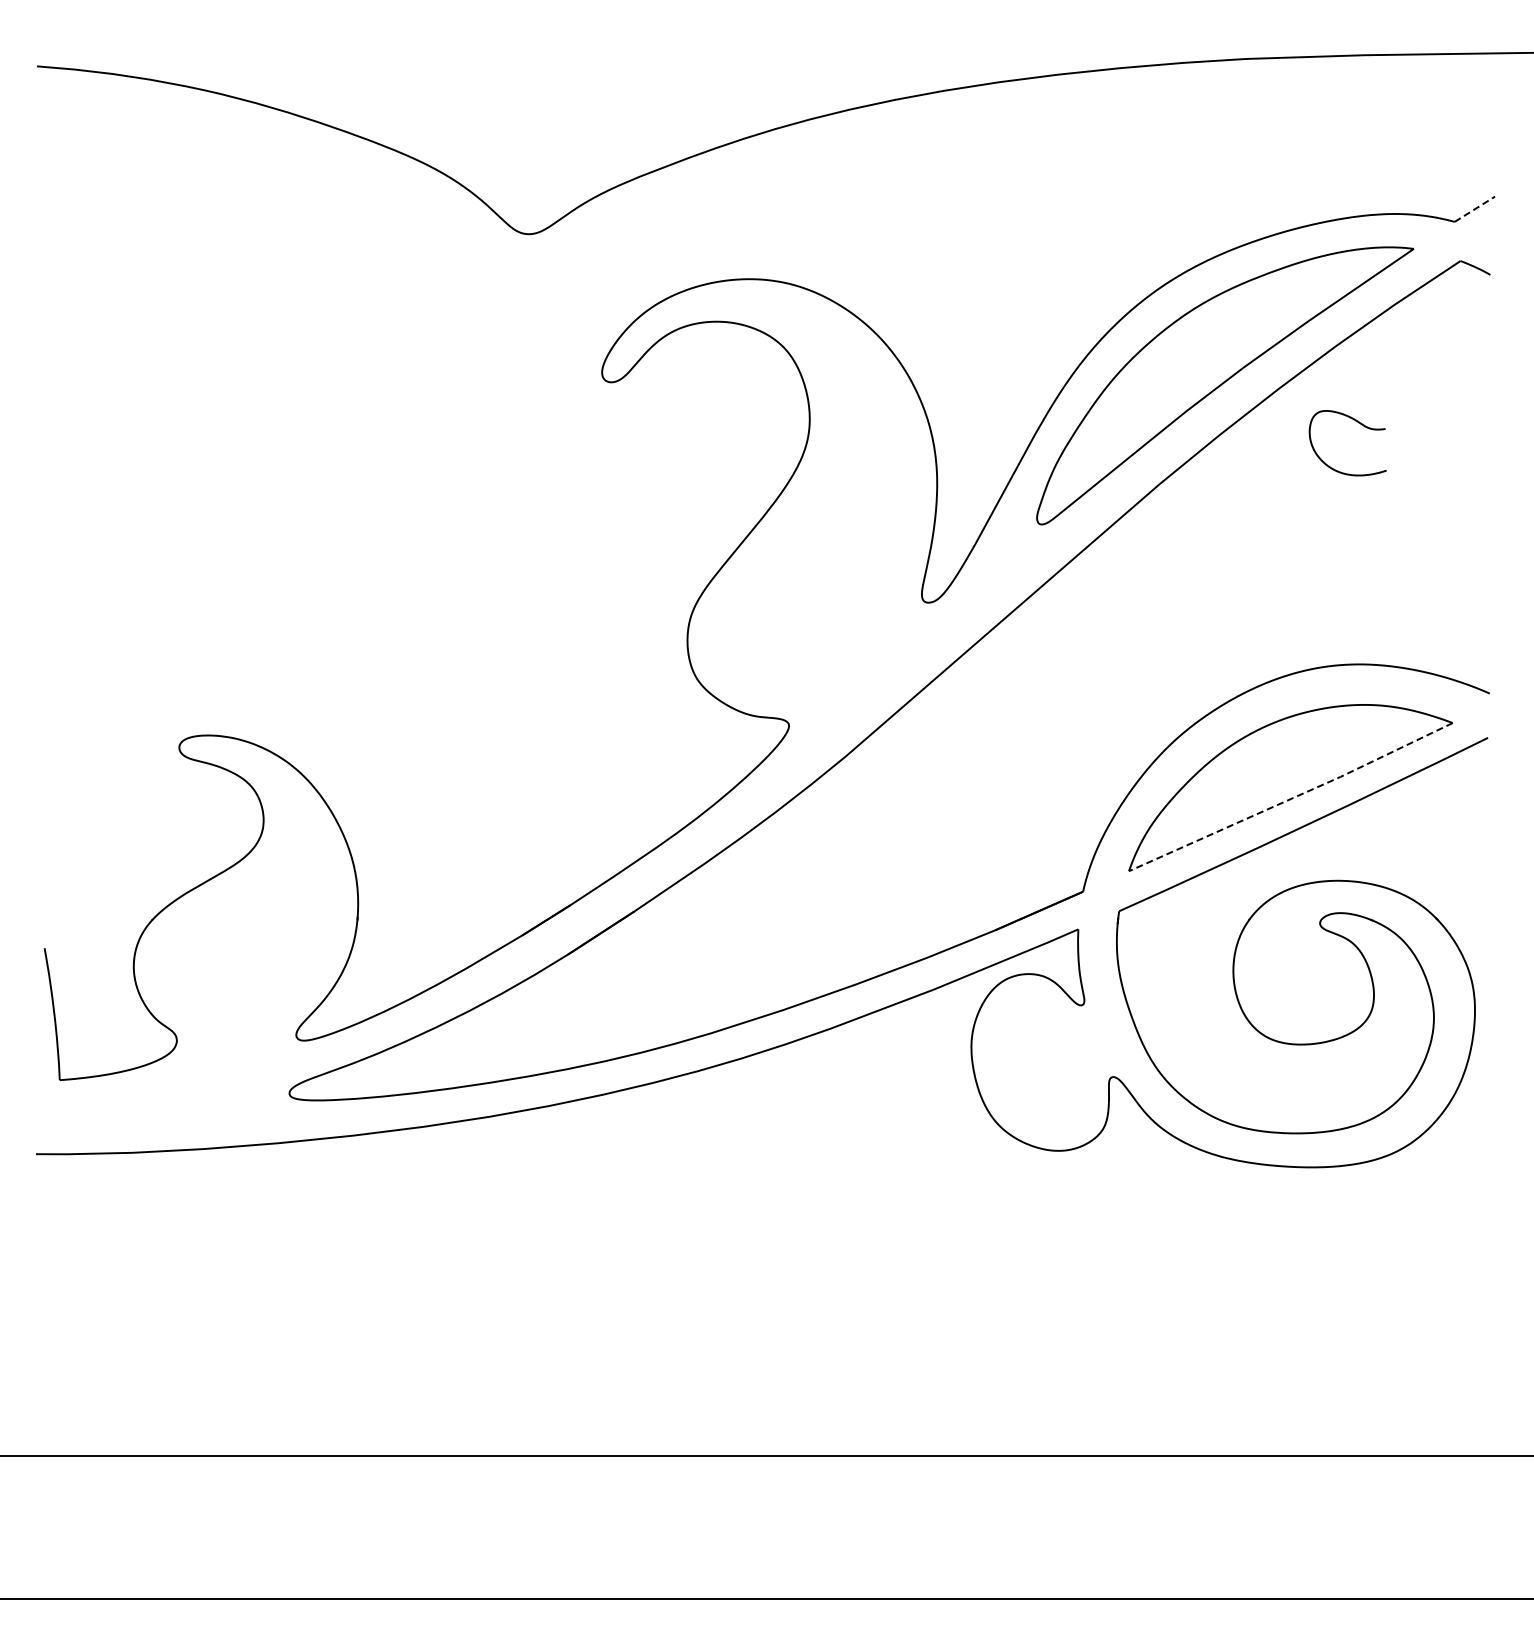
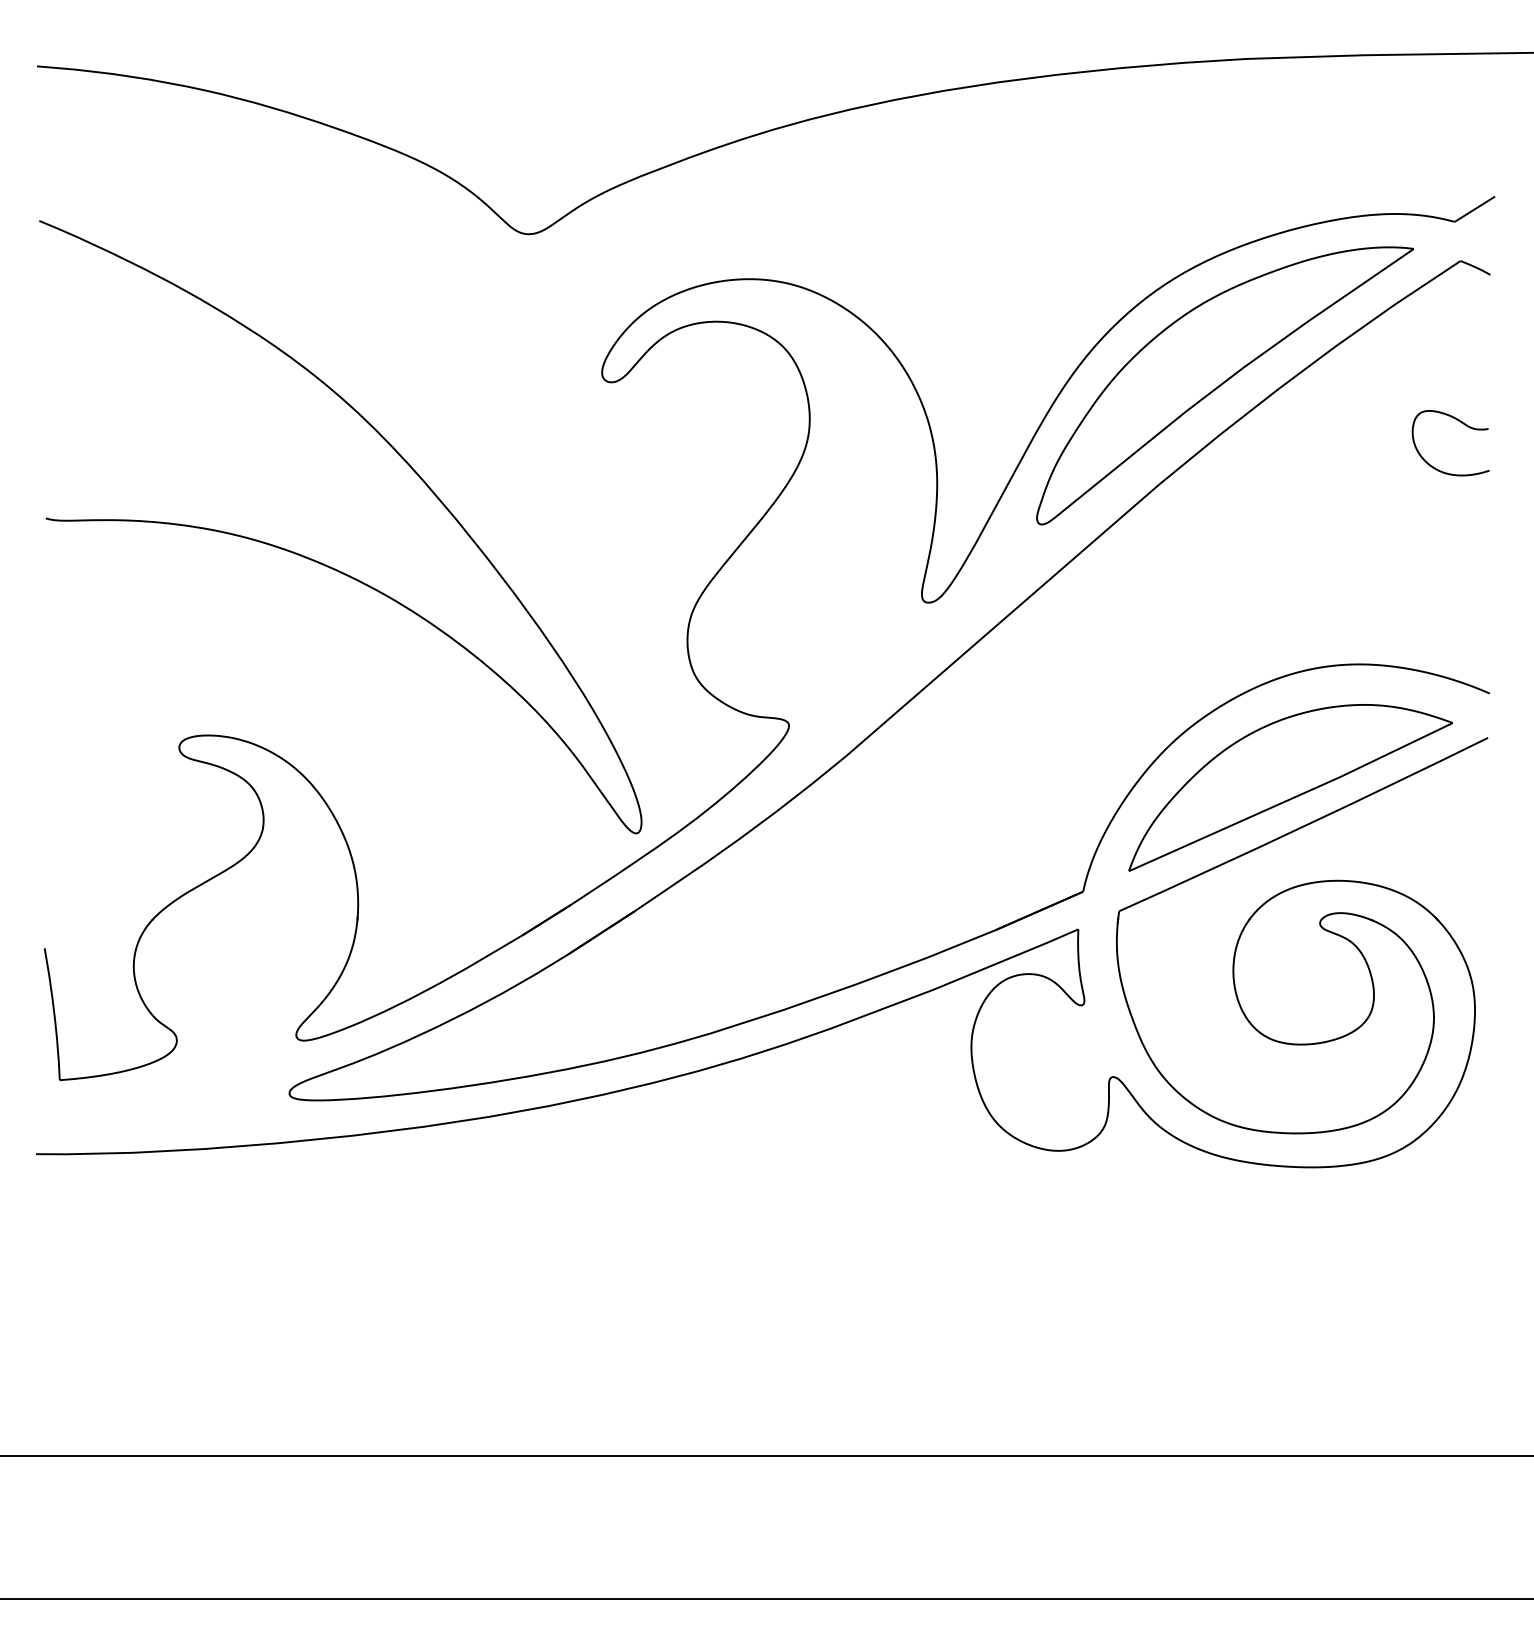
line: dashed -> solid (1474, 209)
curve position: (1361, 425) -> (1464, 425) (1464, 425)
curve: none -> present (326, 564)
line: dashed -> solid (1292, 798)
